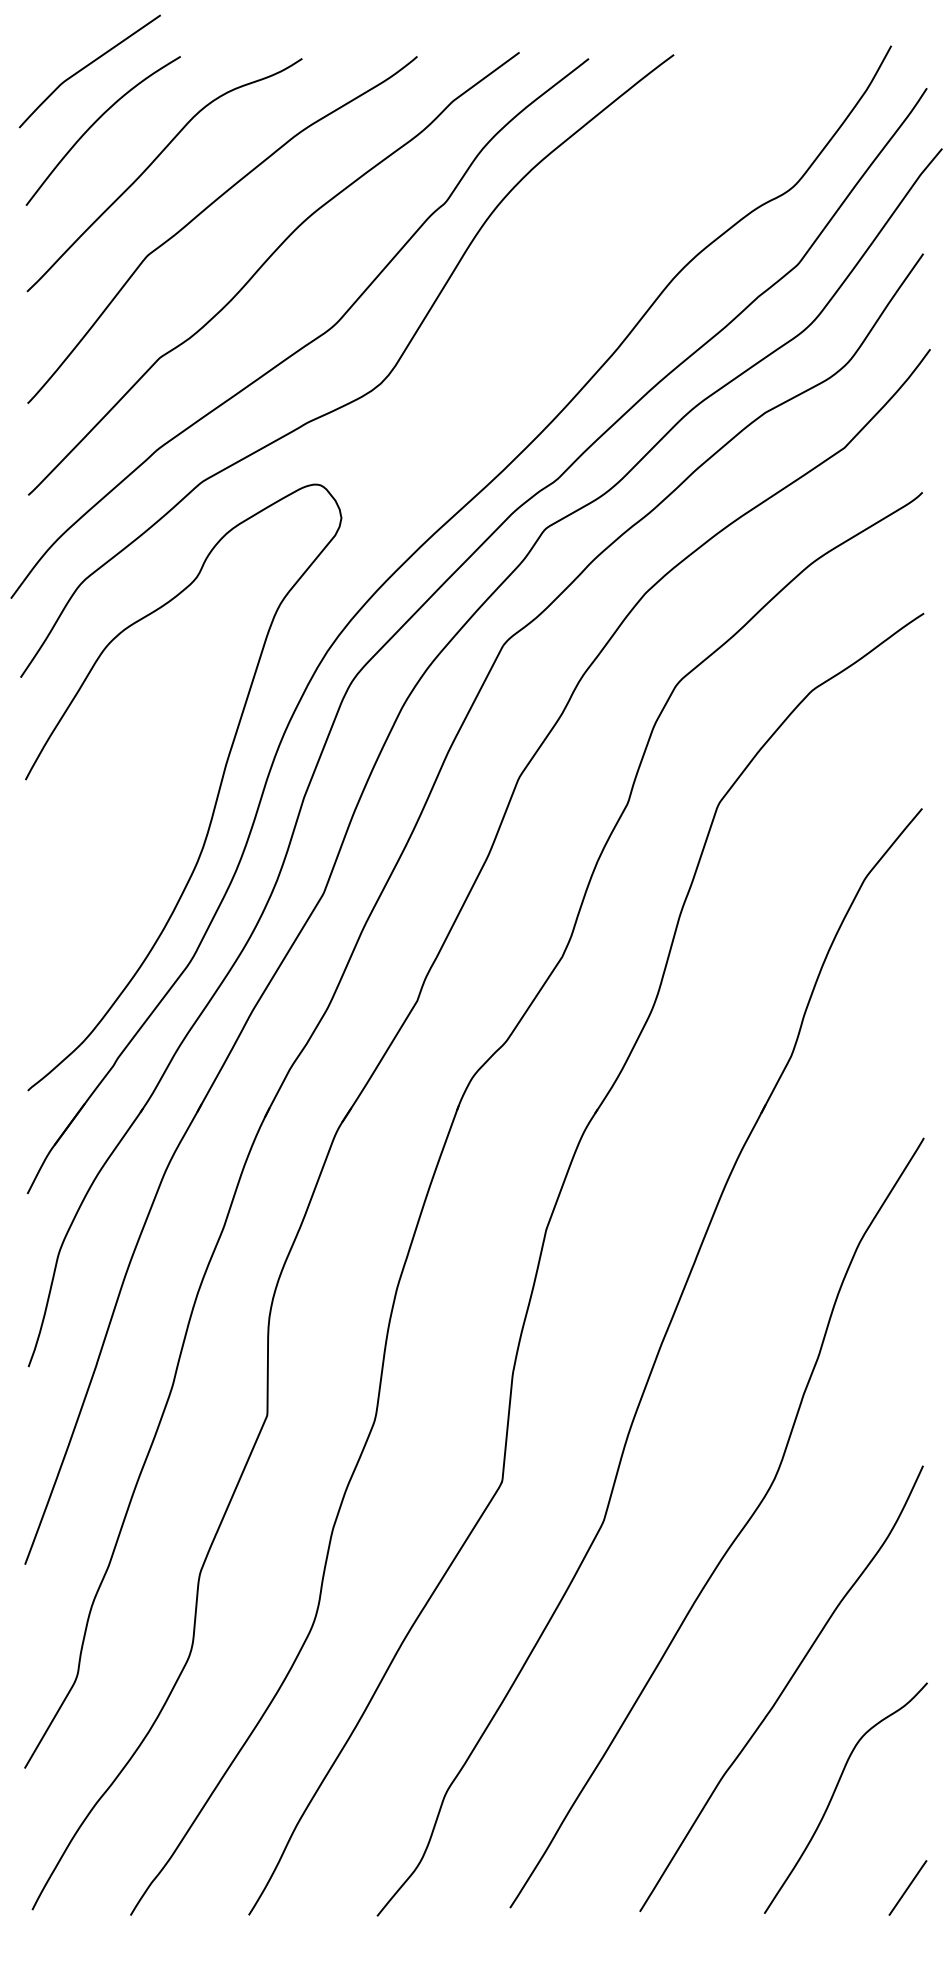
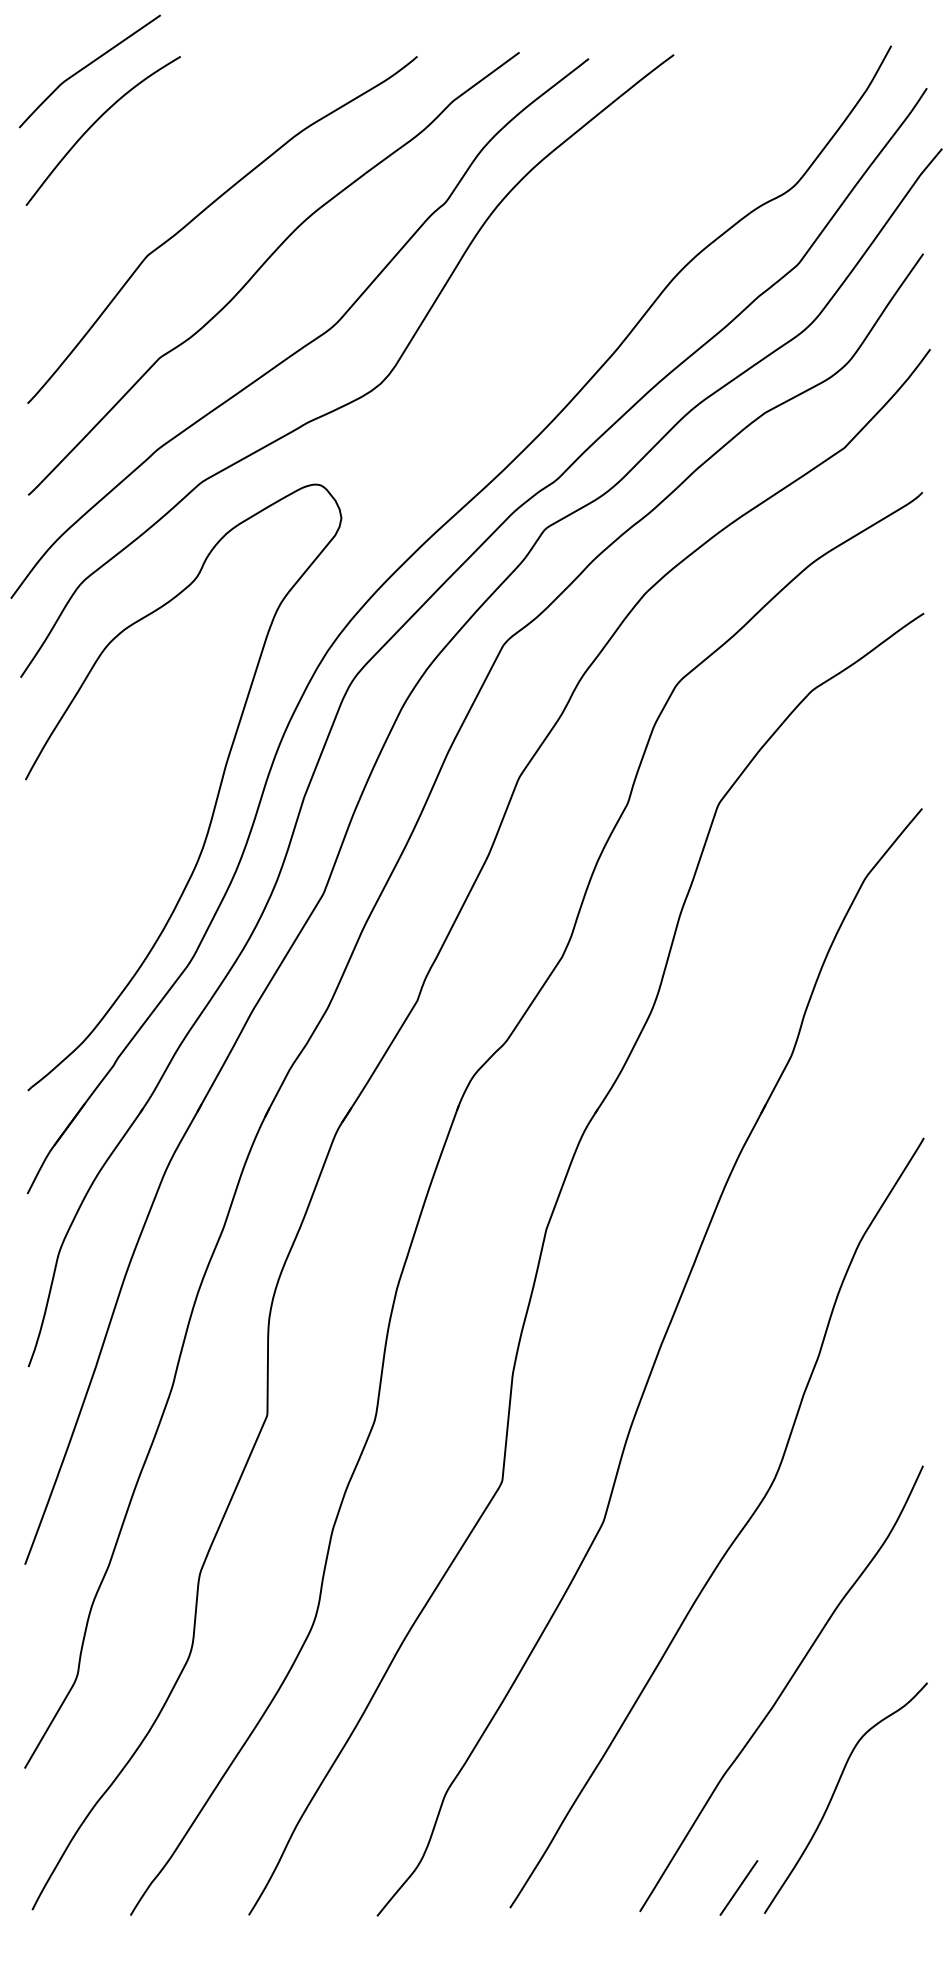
curve: present -> none (152, 164)
line position: (907, 1887) -> (738, 1887) (738, 1887)
